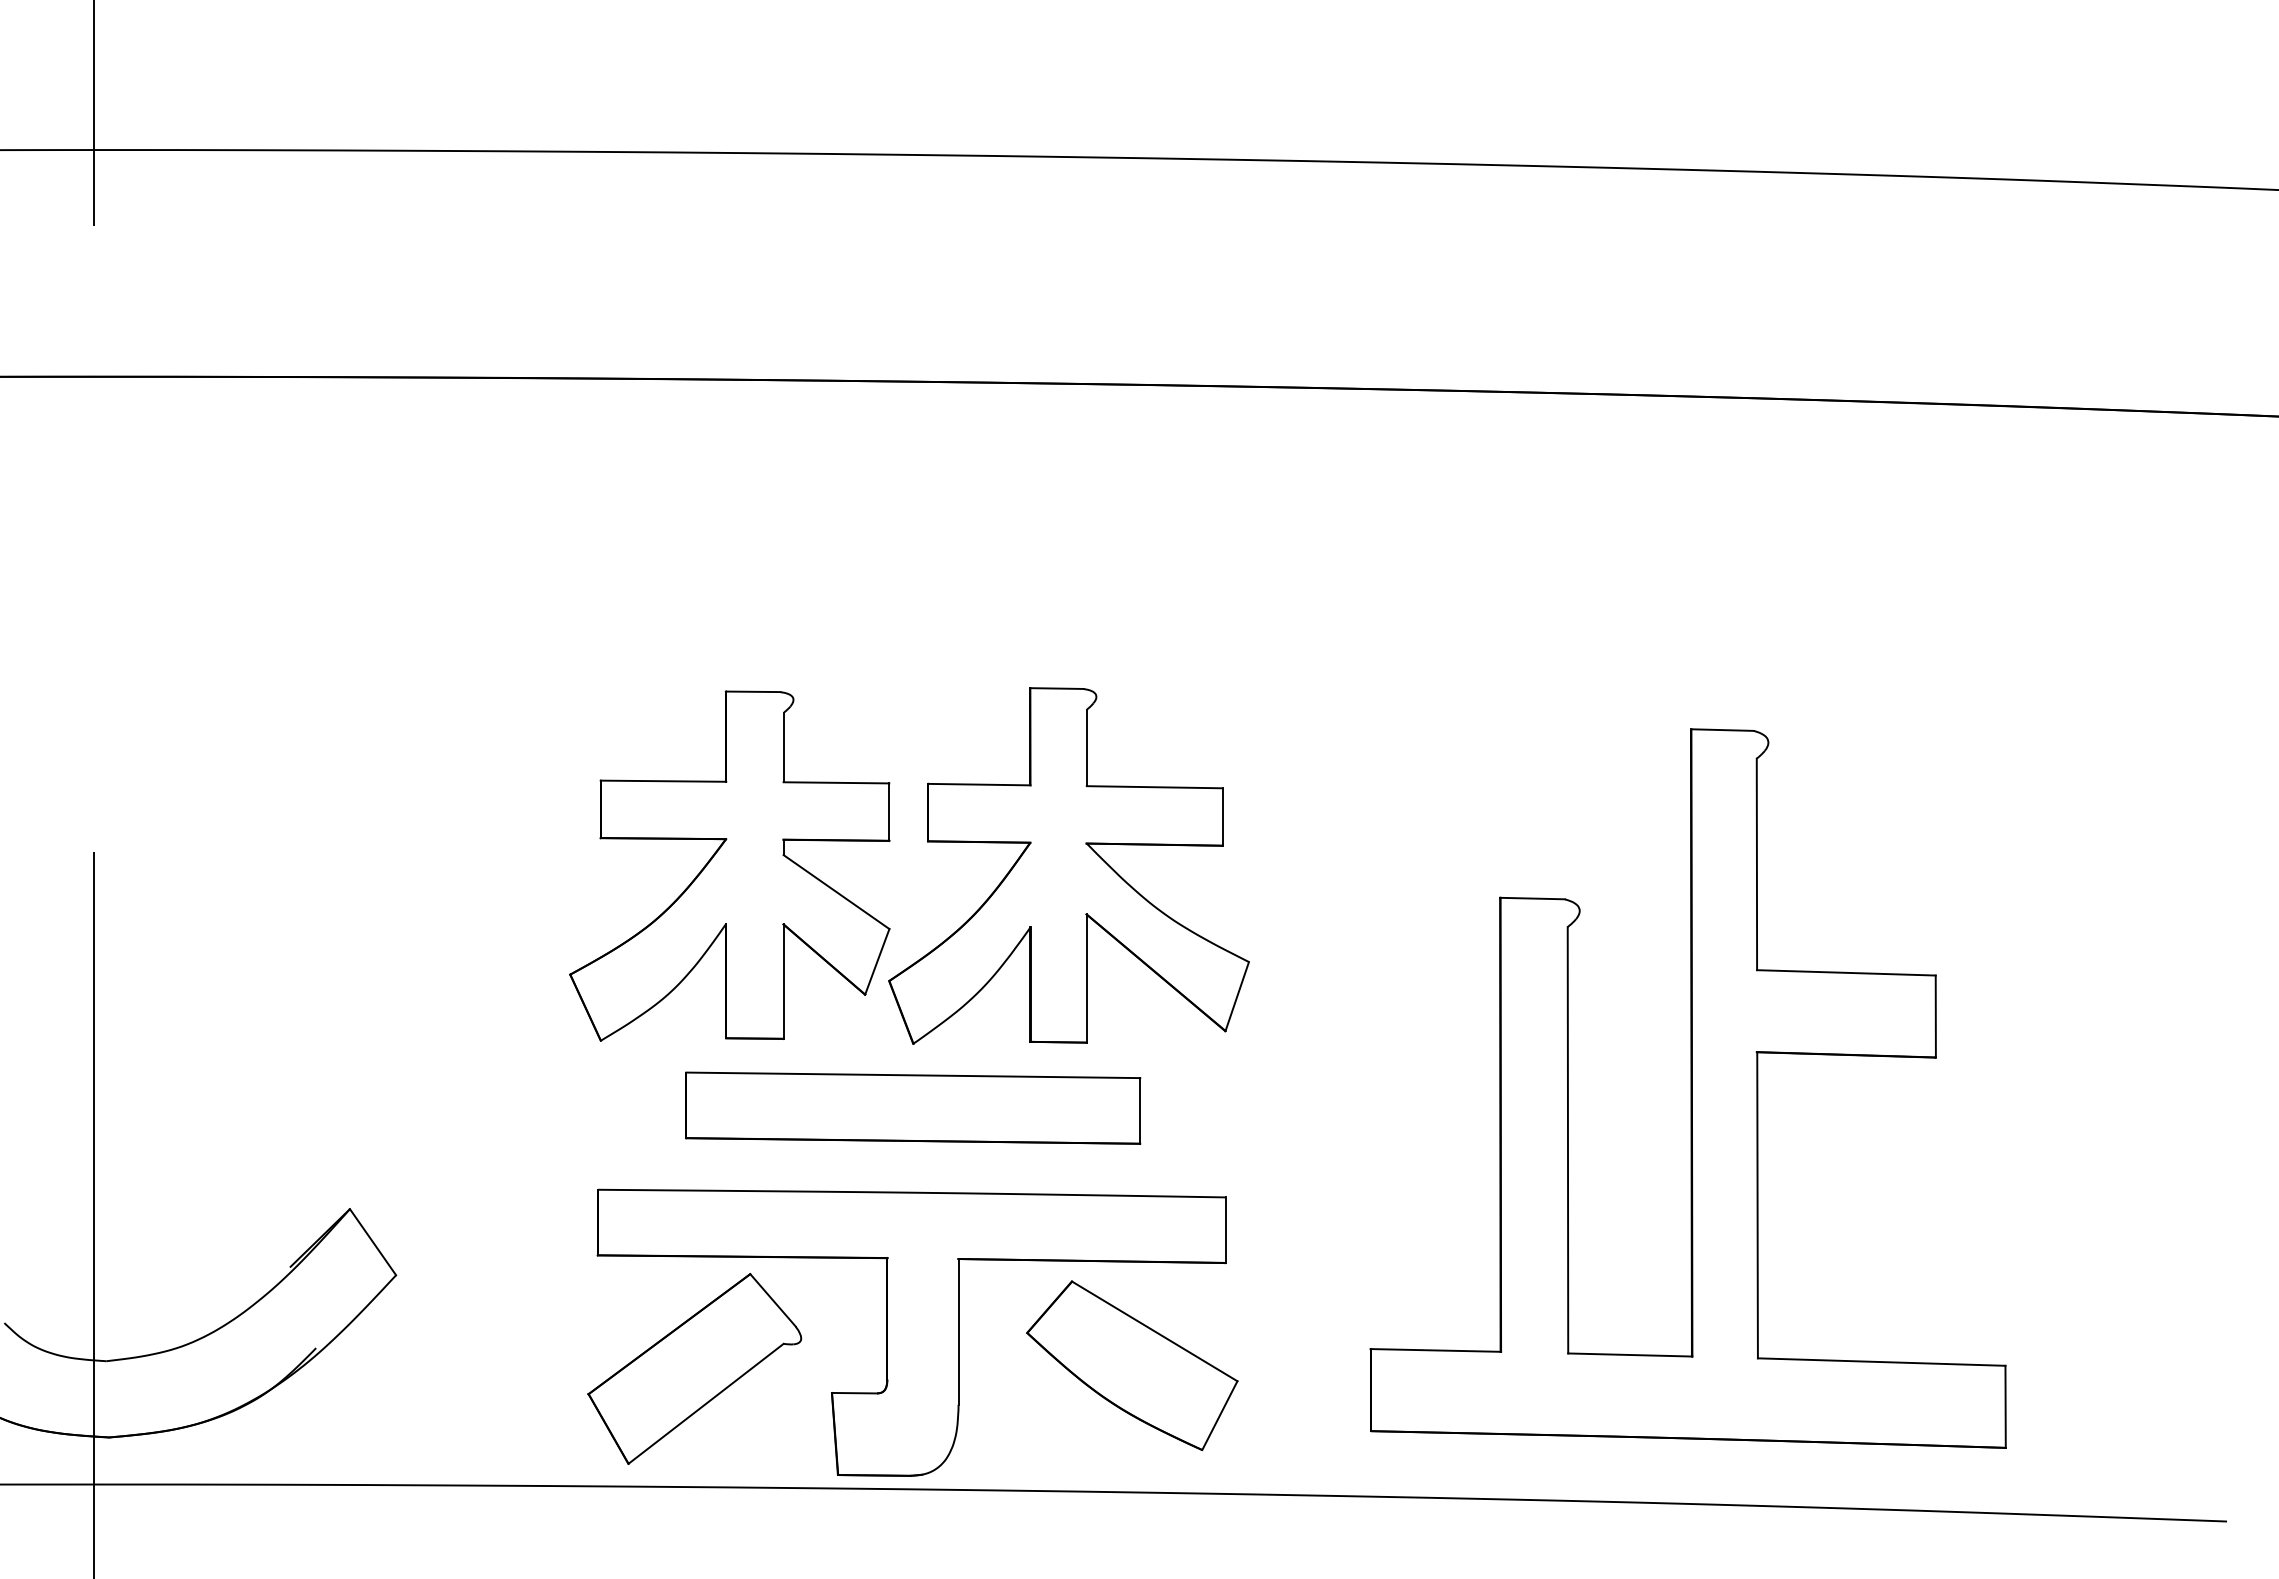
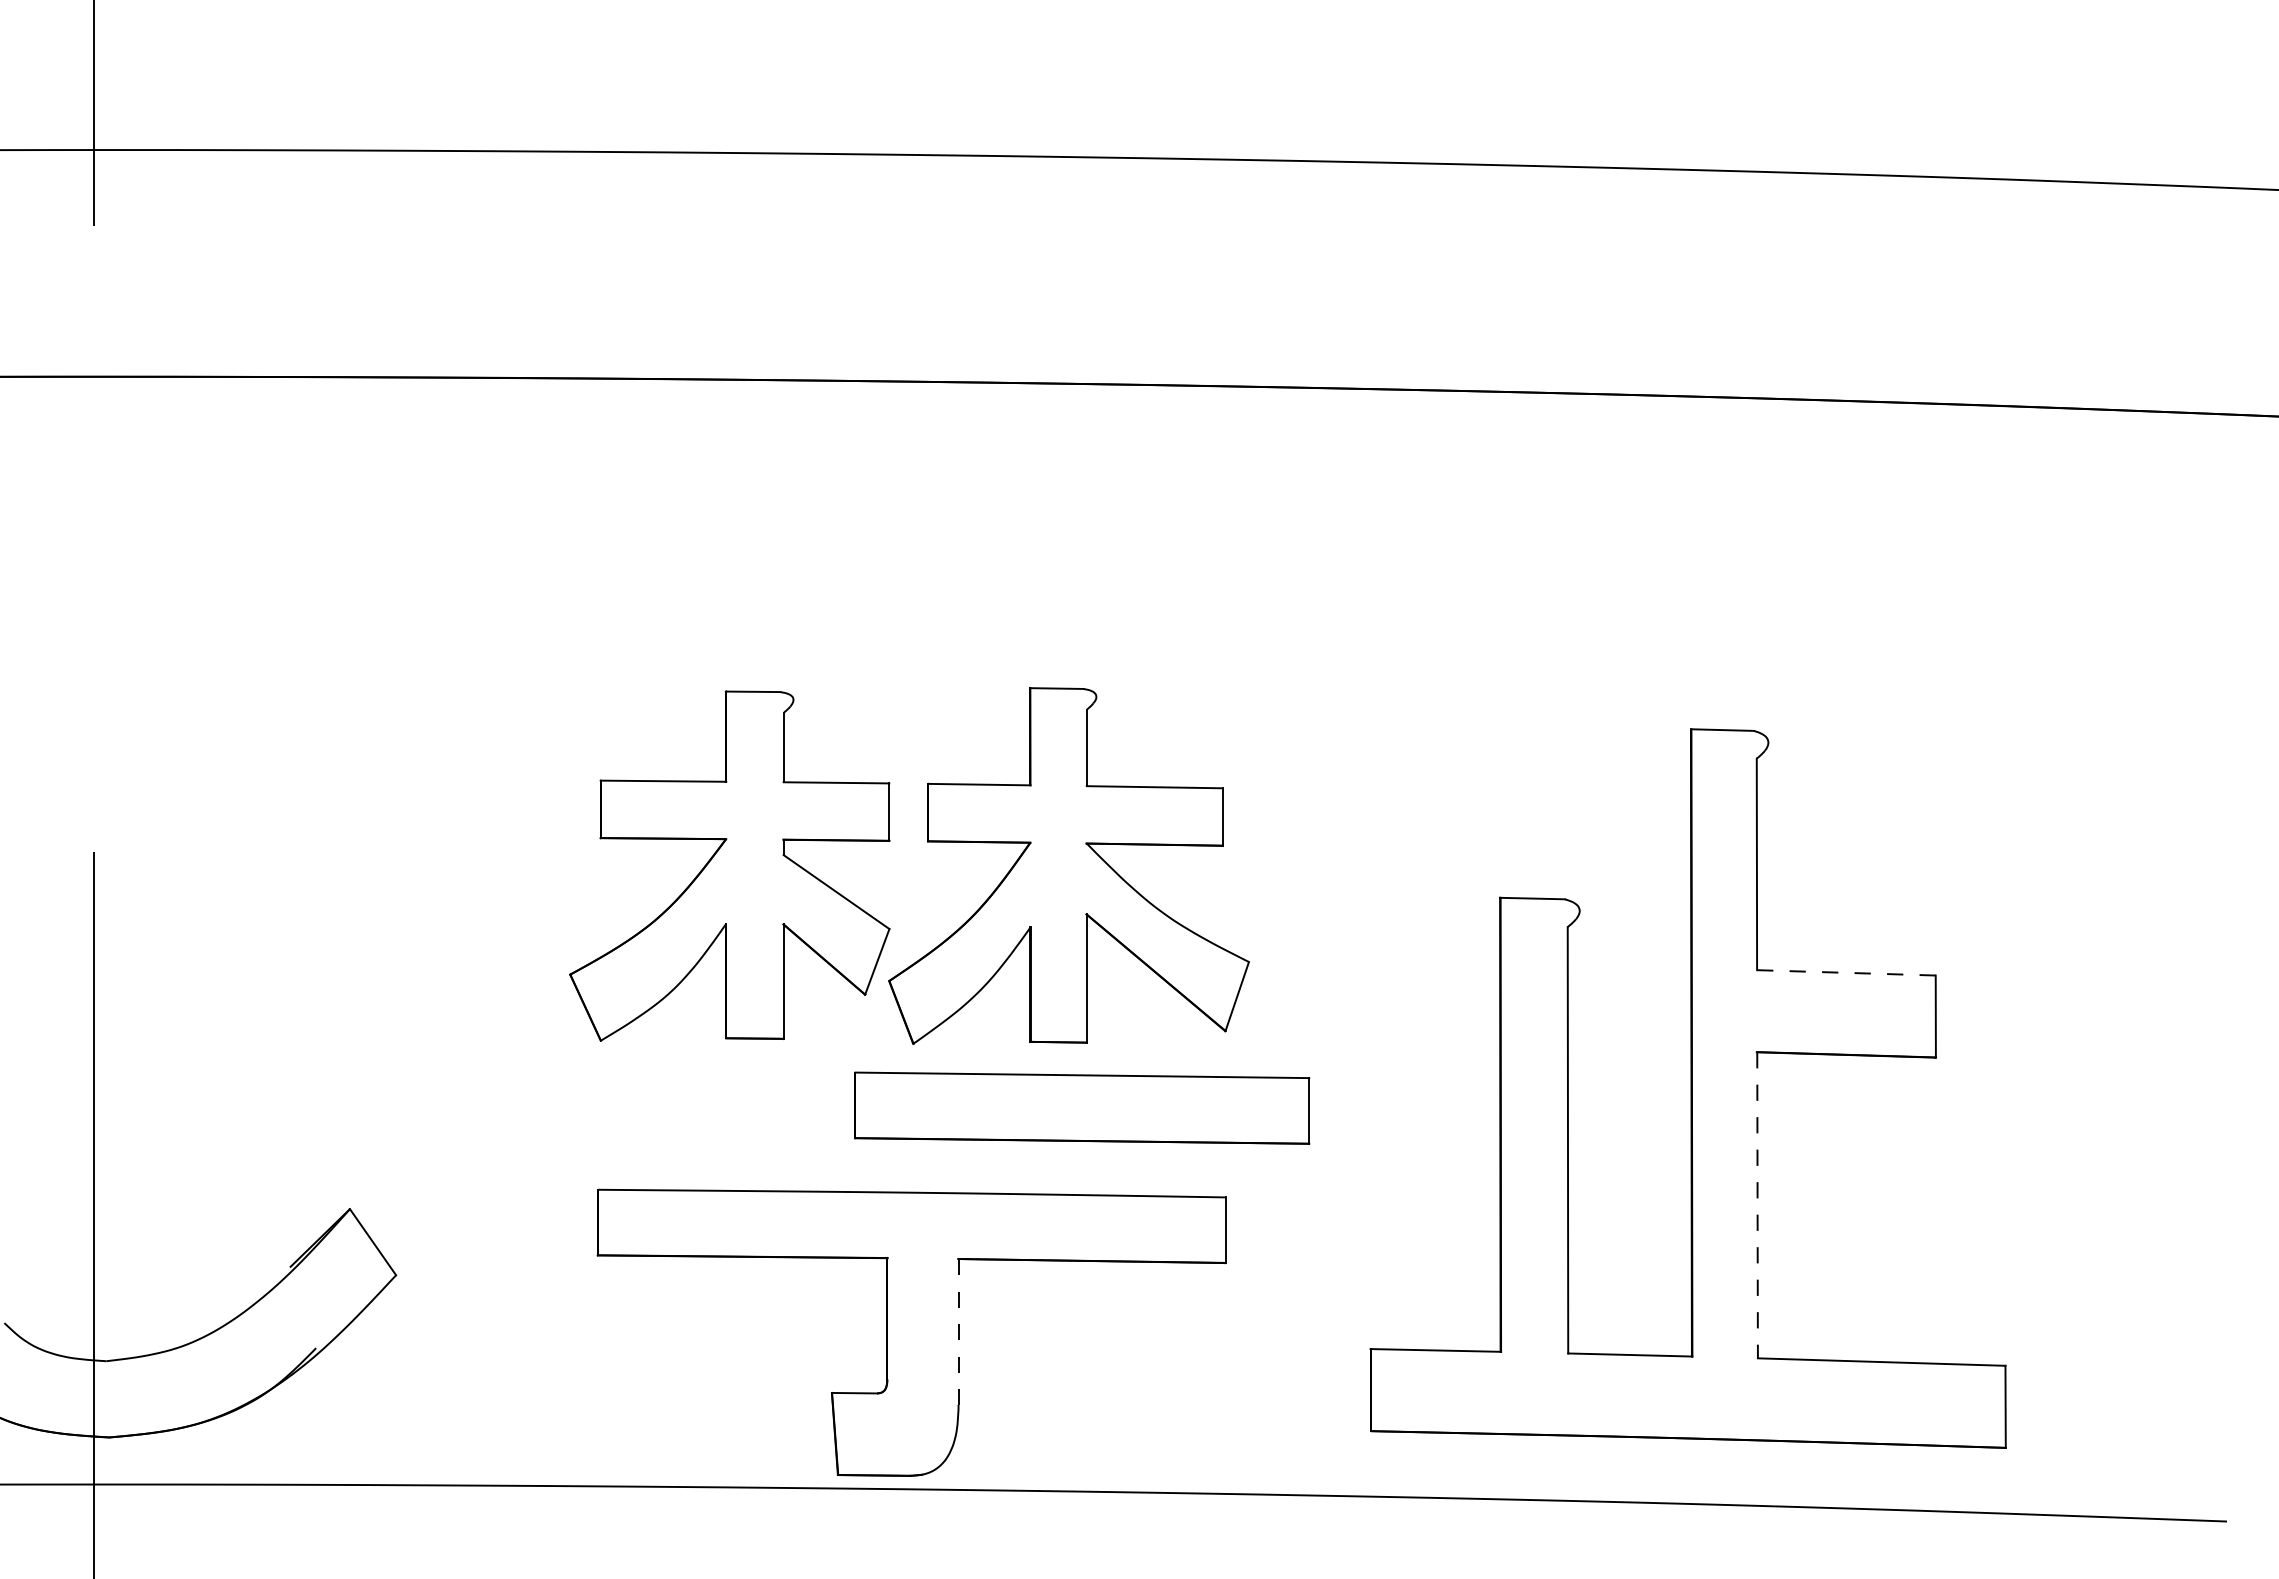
line: solid -> dashed (1846, 972)
part position: (913, 1107) -> (1082, 1107) (1082, 1107)
line: solid -> dashed (1757, 1205)
line: solid -> dashed (958, 1331)
part: present -> none (1132, 1365)
part: present -> none (694, 1368)
